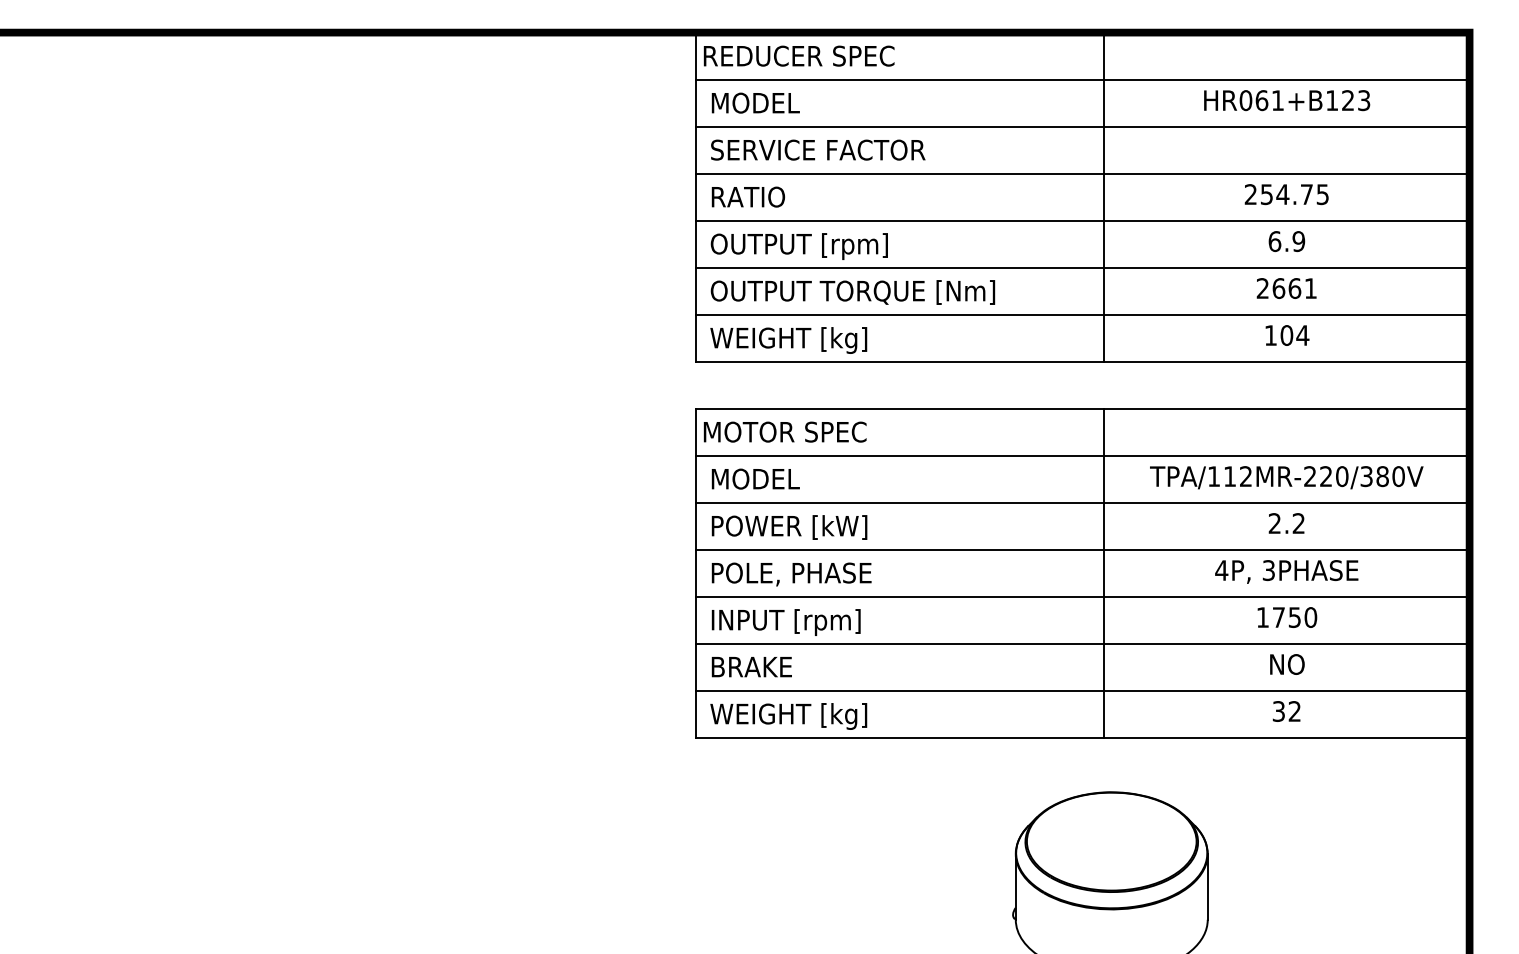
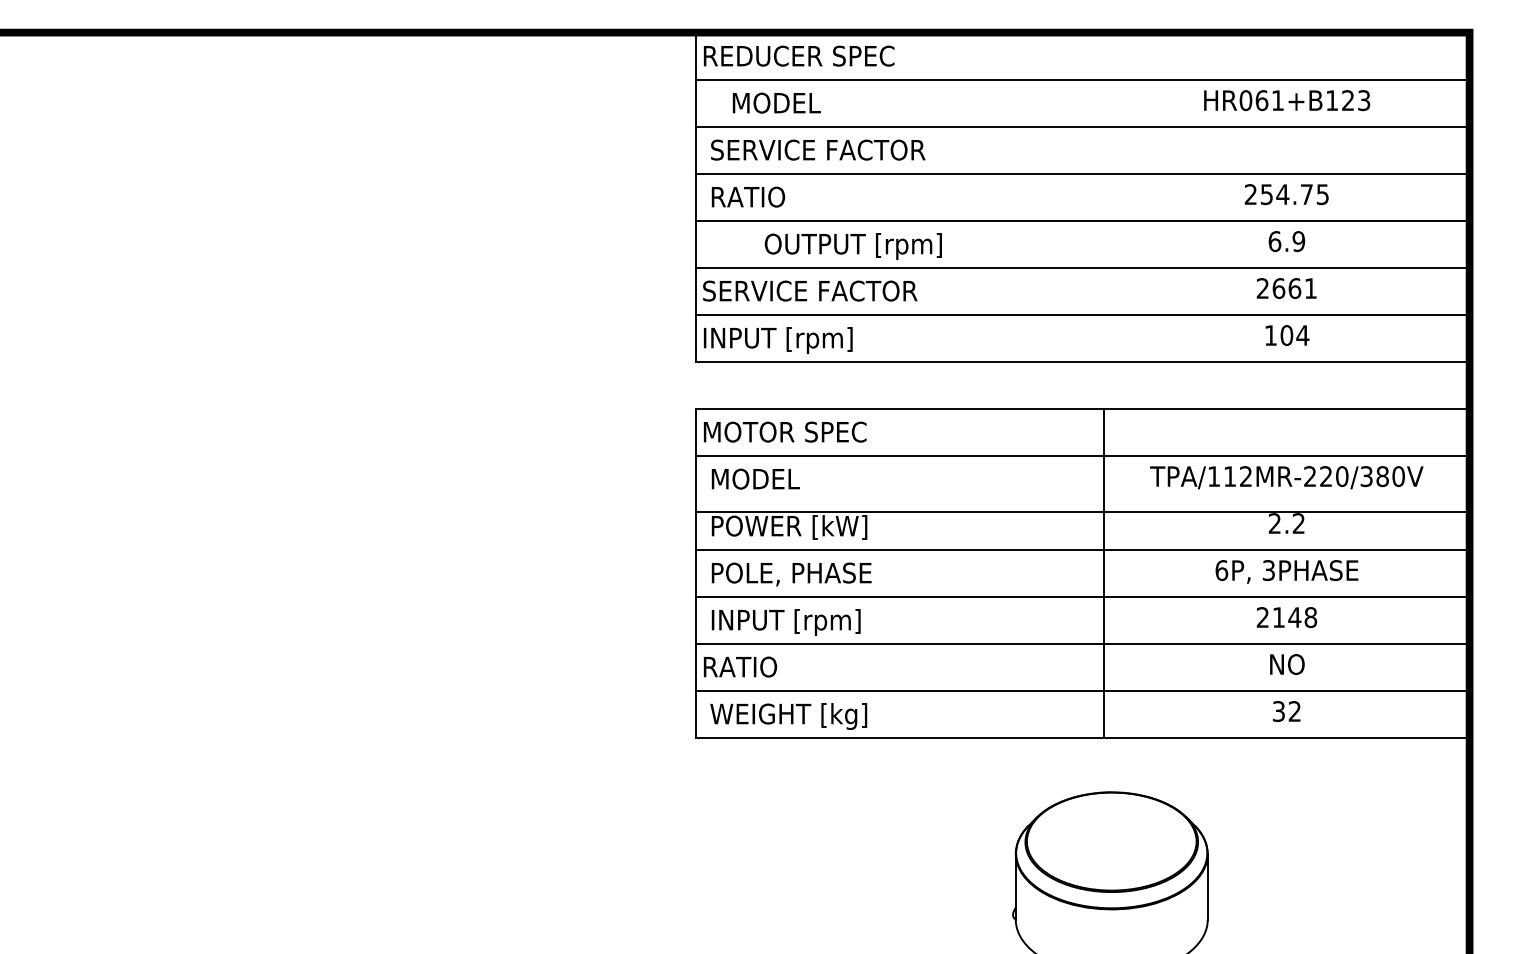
text position: (755, 102) -> (776, 102) (776, 102)
line: present -> none (1104, 196)
text position: (798, 246) -> (852, 246) (852, 246)
text: OUTPUT TORQUE [Nm] -> SERVICE FACTOR (849, 292)
text: WEIGHT [kg] -> INPUT [rpm] (785, 340)
line position: (1082, 502) -> (1082, 511) (1082, 511)
text: 4P, -> 6P, (1221, 570)
text: 1750 -> 2148 (1286, 617)
text: BRAKE -> RATIO (747, 666)
